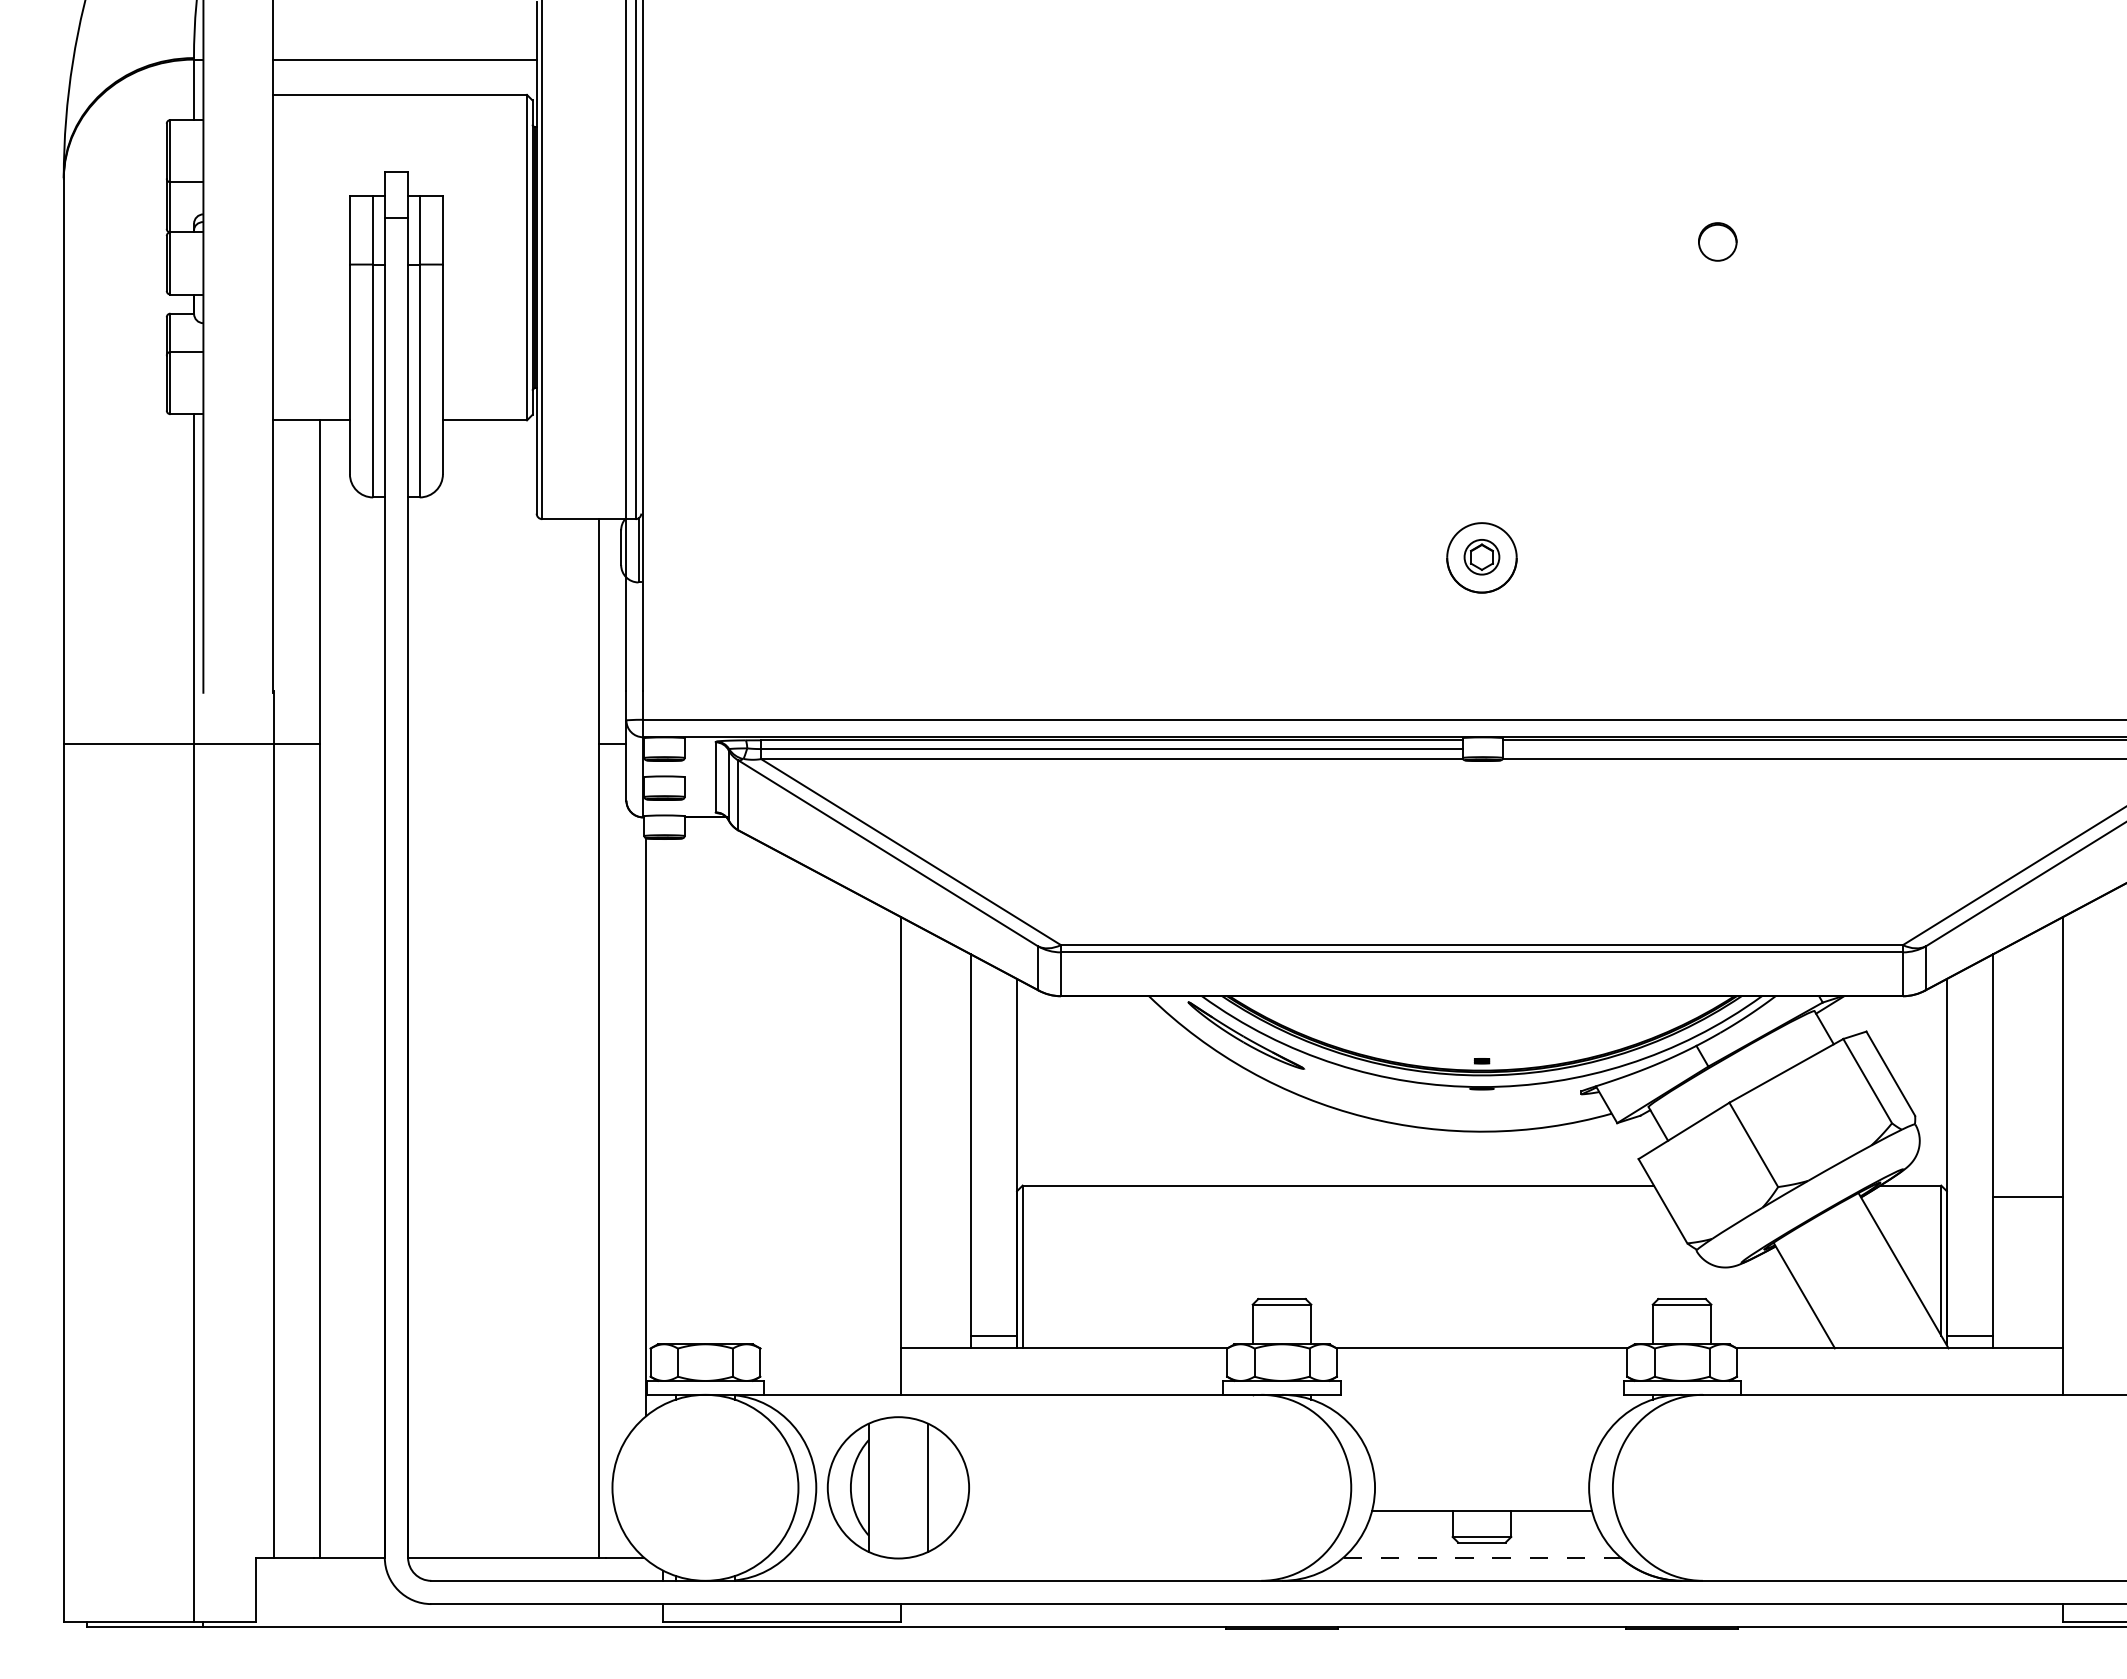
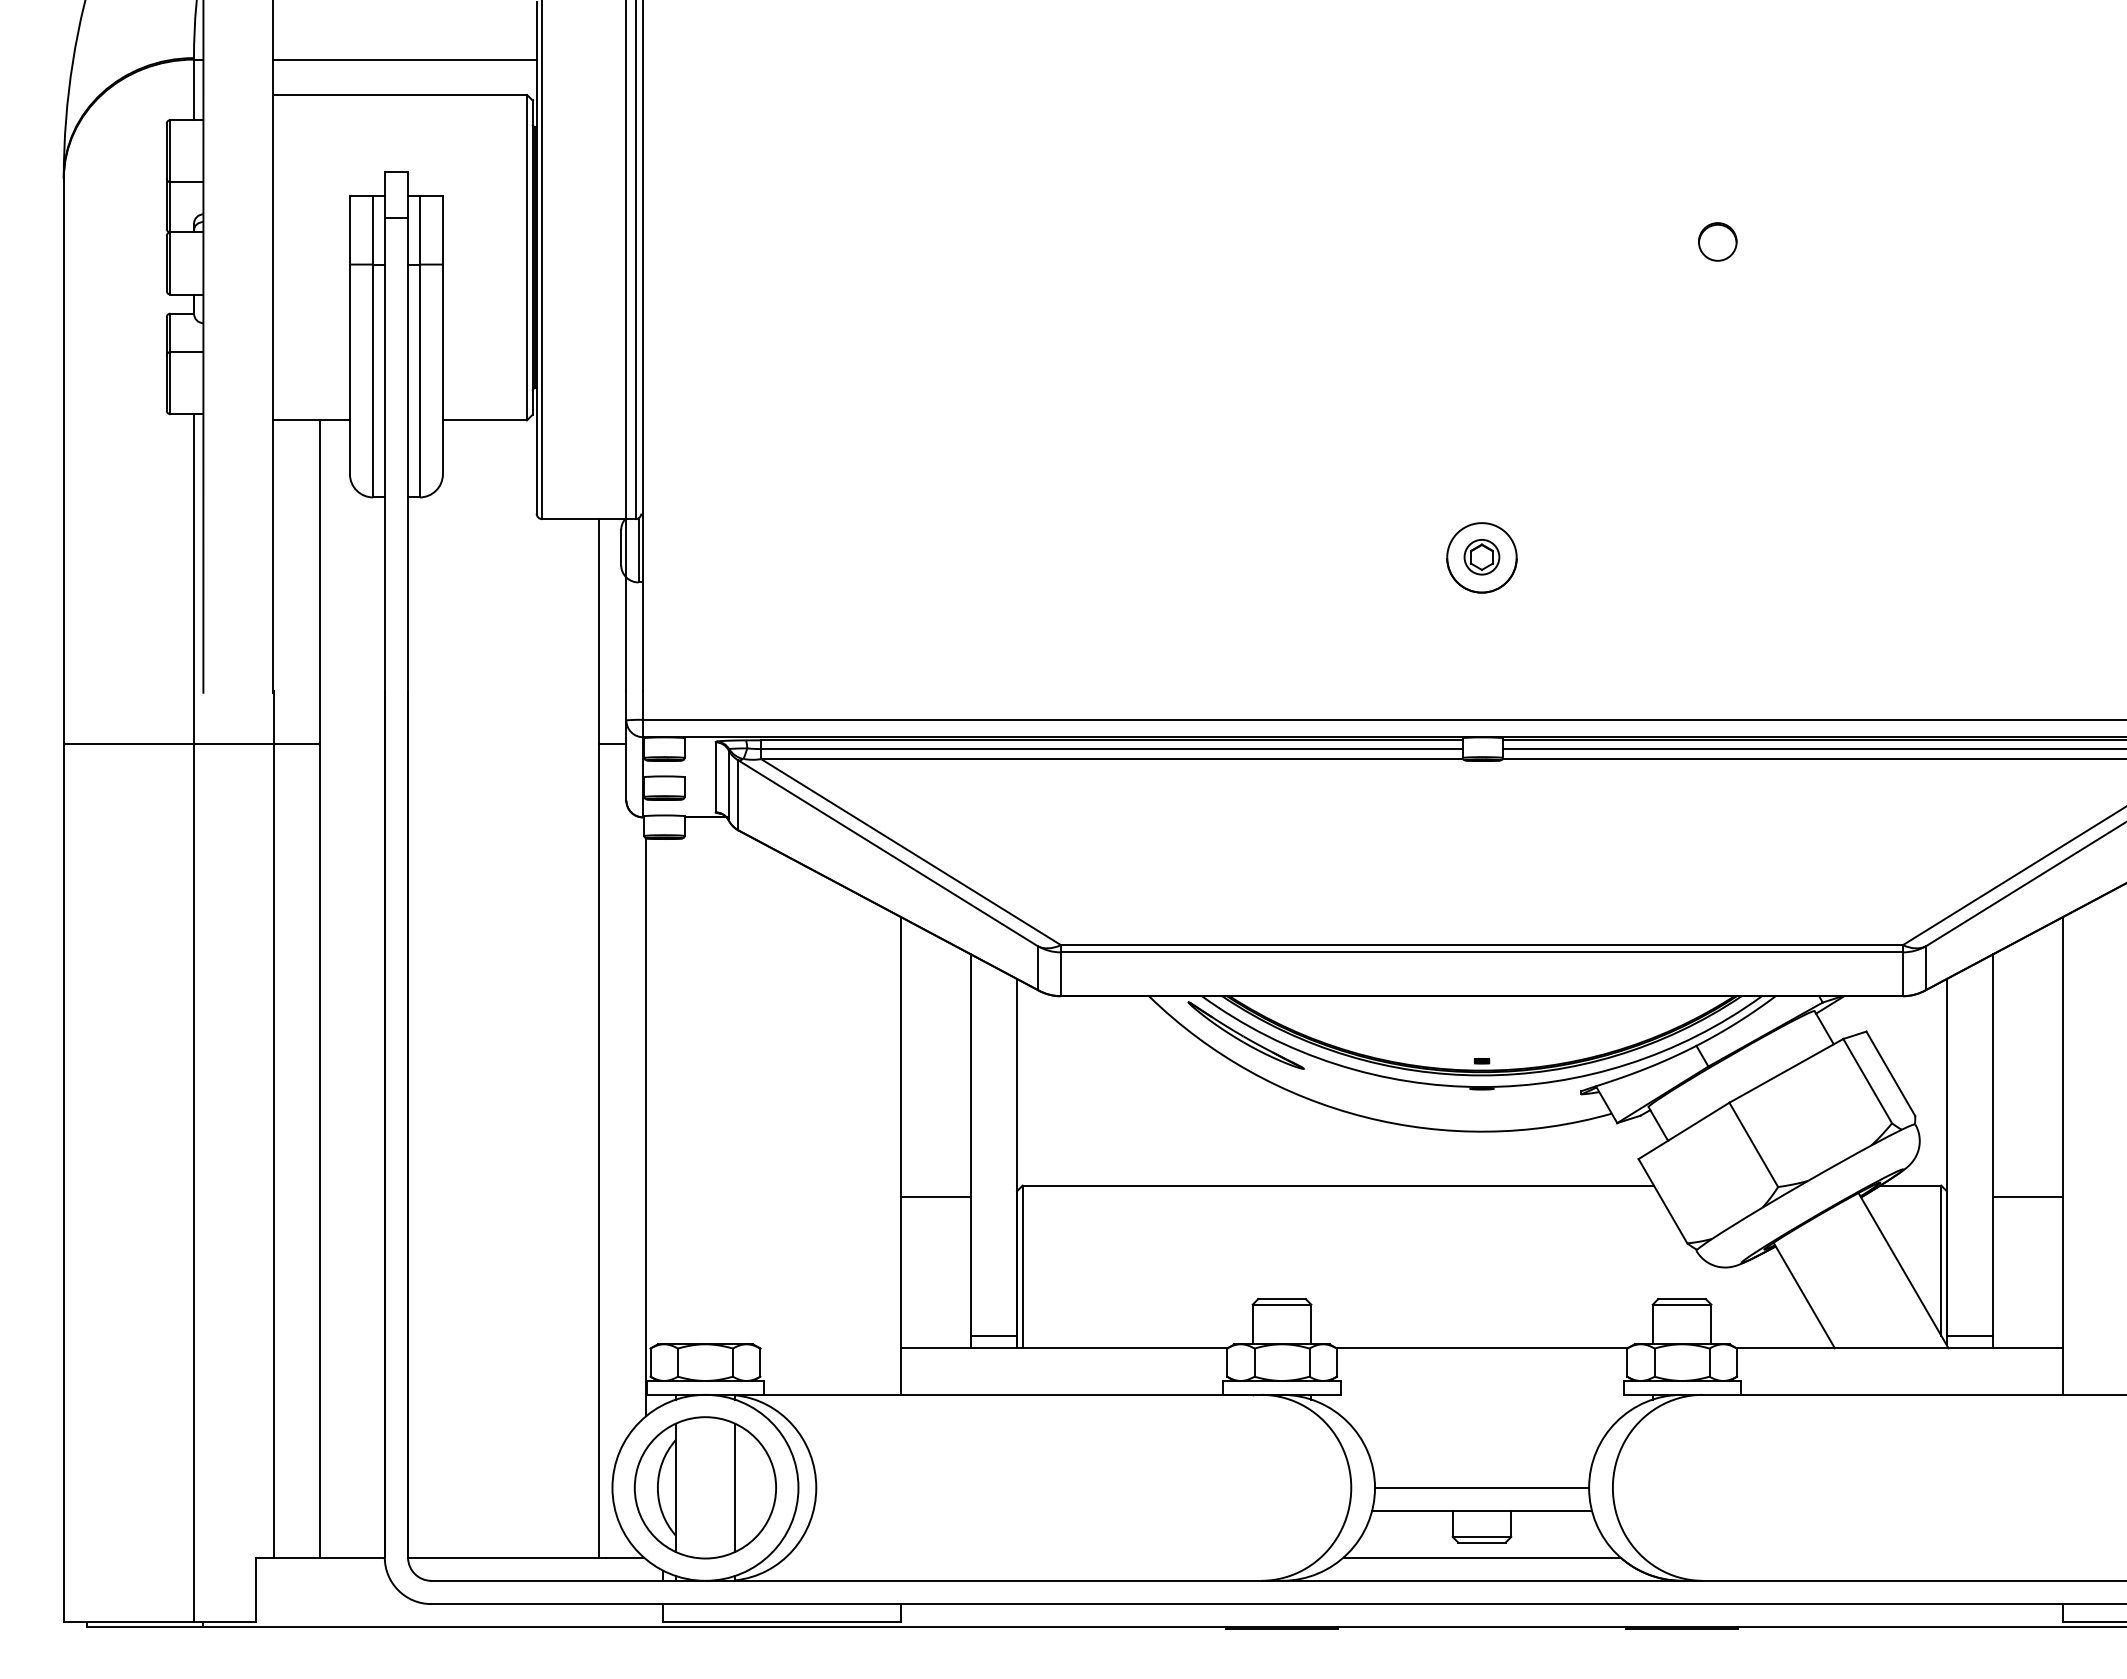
line: none -> present (1813, 749)
line: none -> present (935, 1197)
part position: (897, 1487) -> (704, 1487) (704, 1487)
line: none -> present (1482, 1487)
line: dashed -> solid (1482, 1557)
